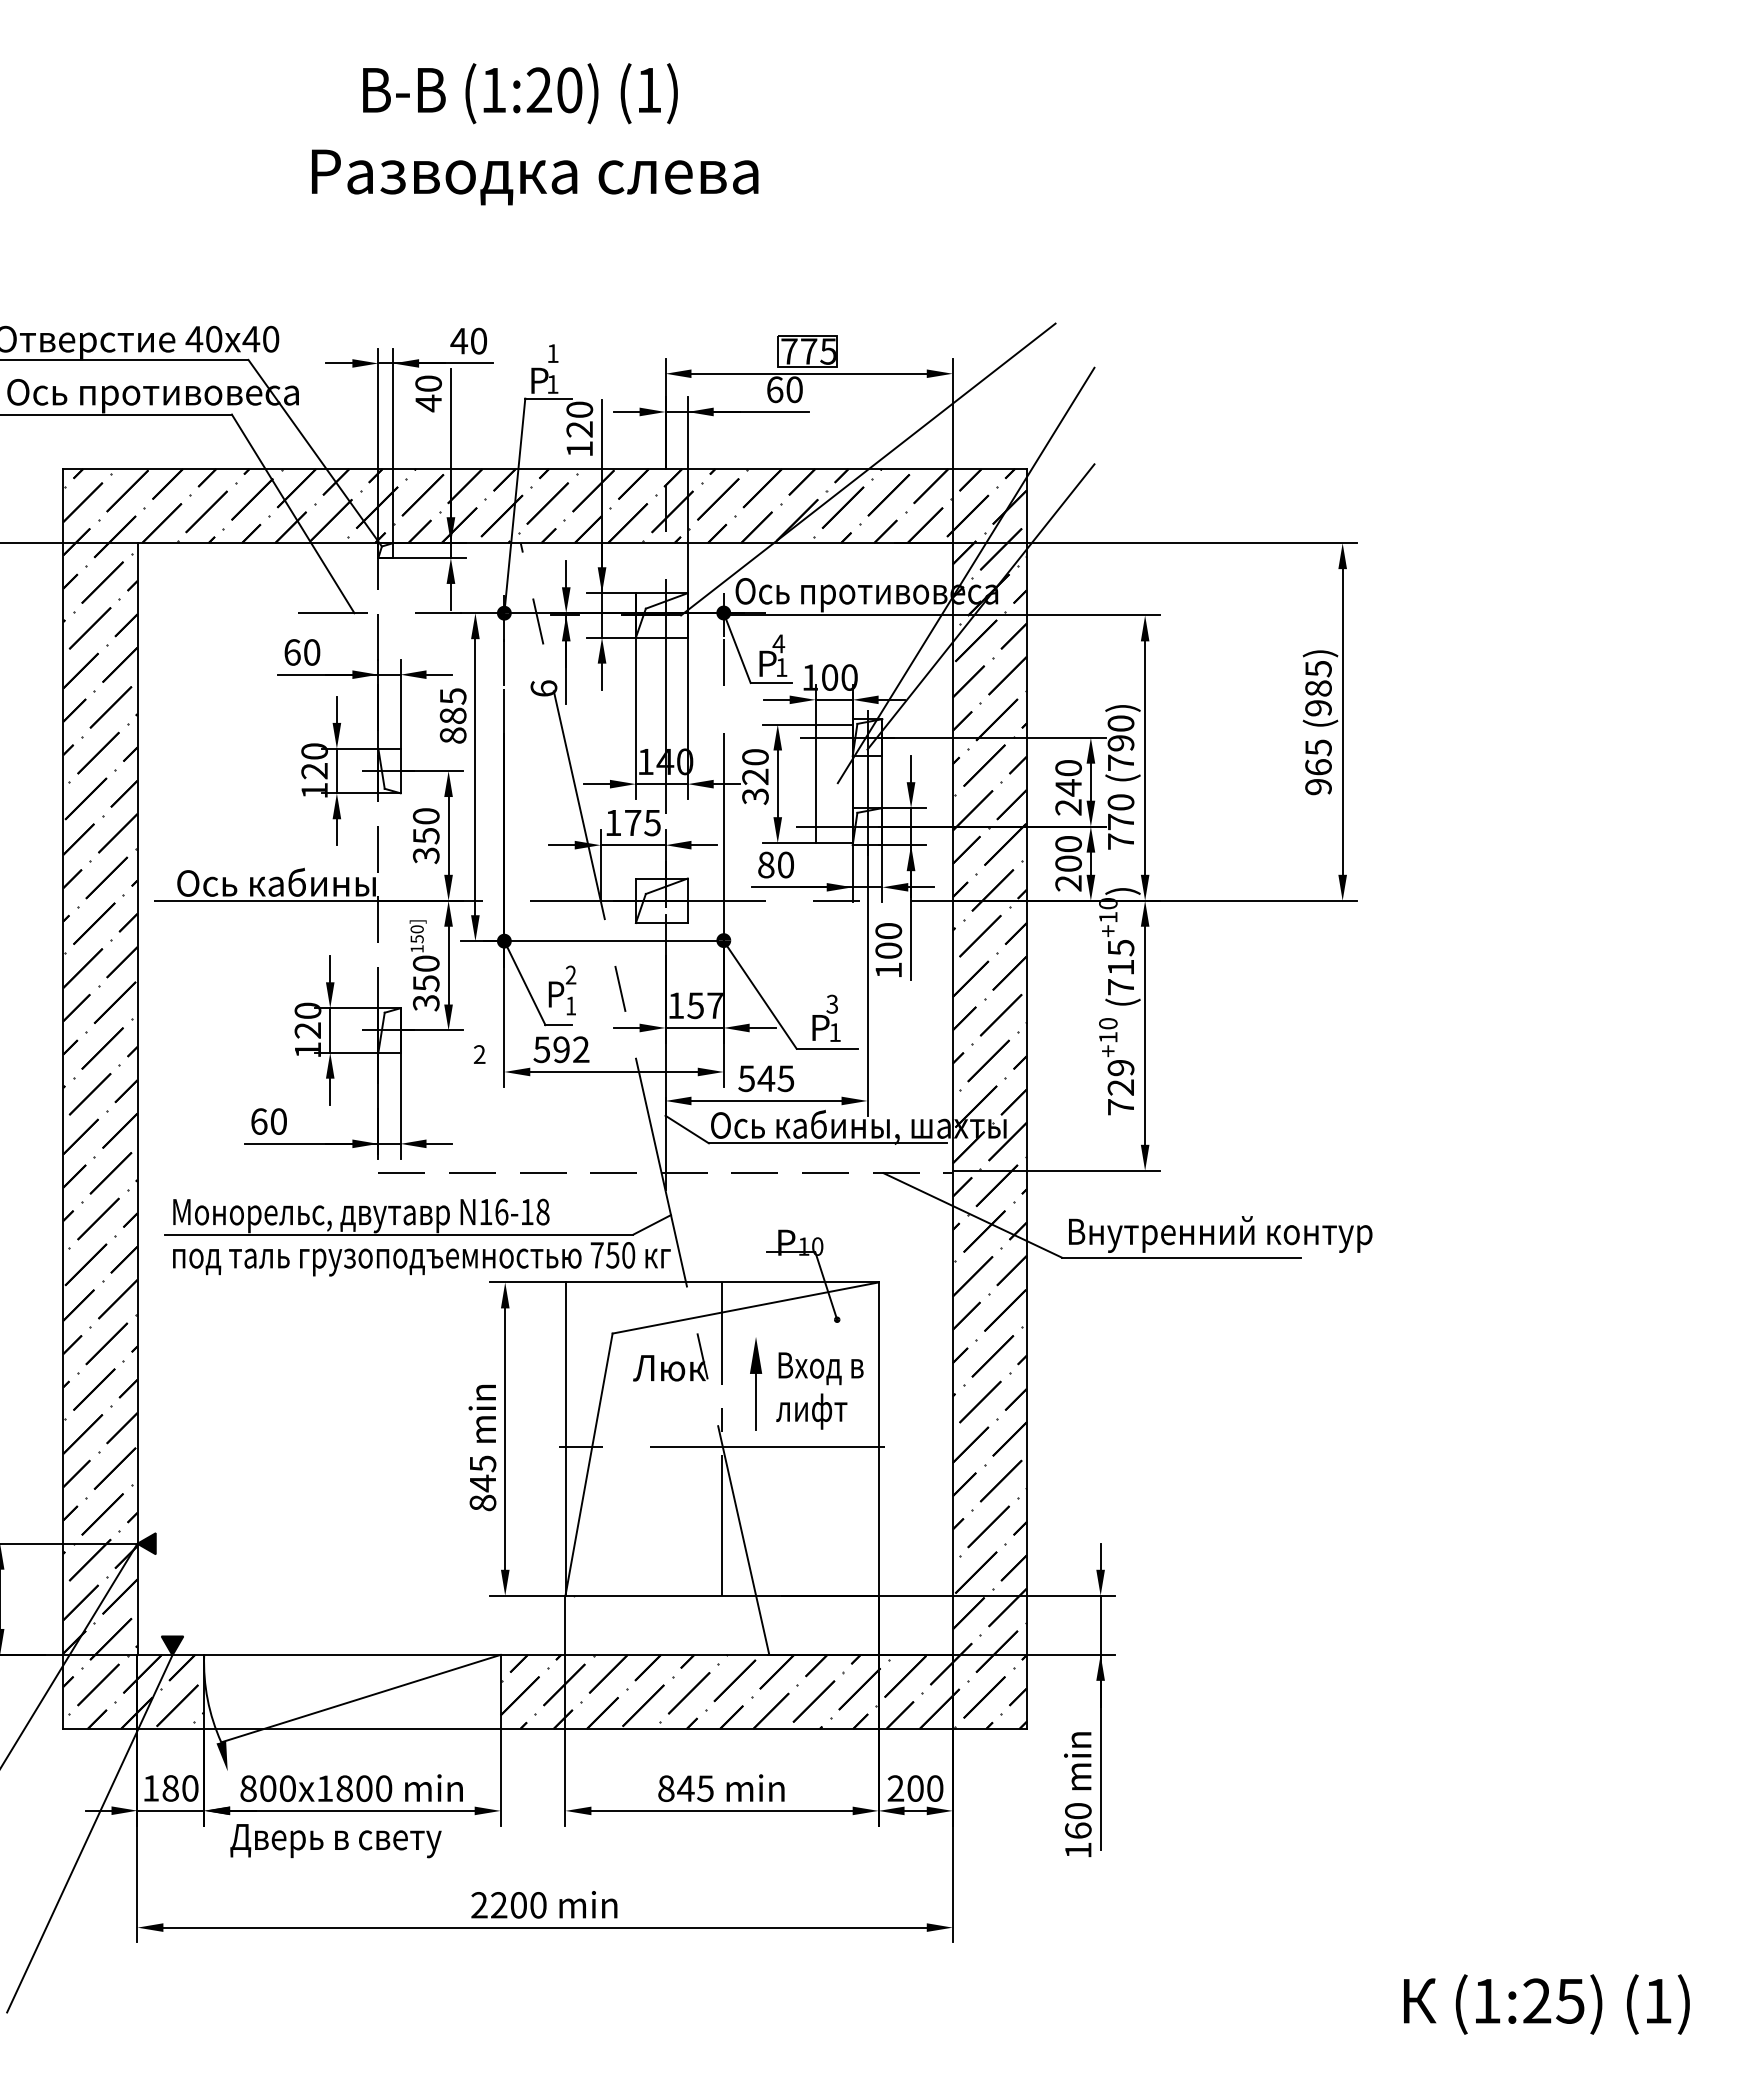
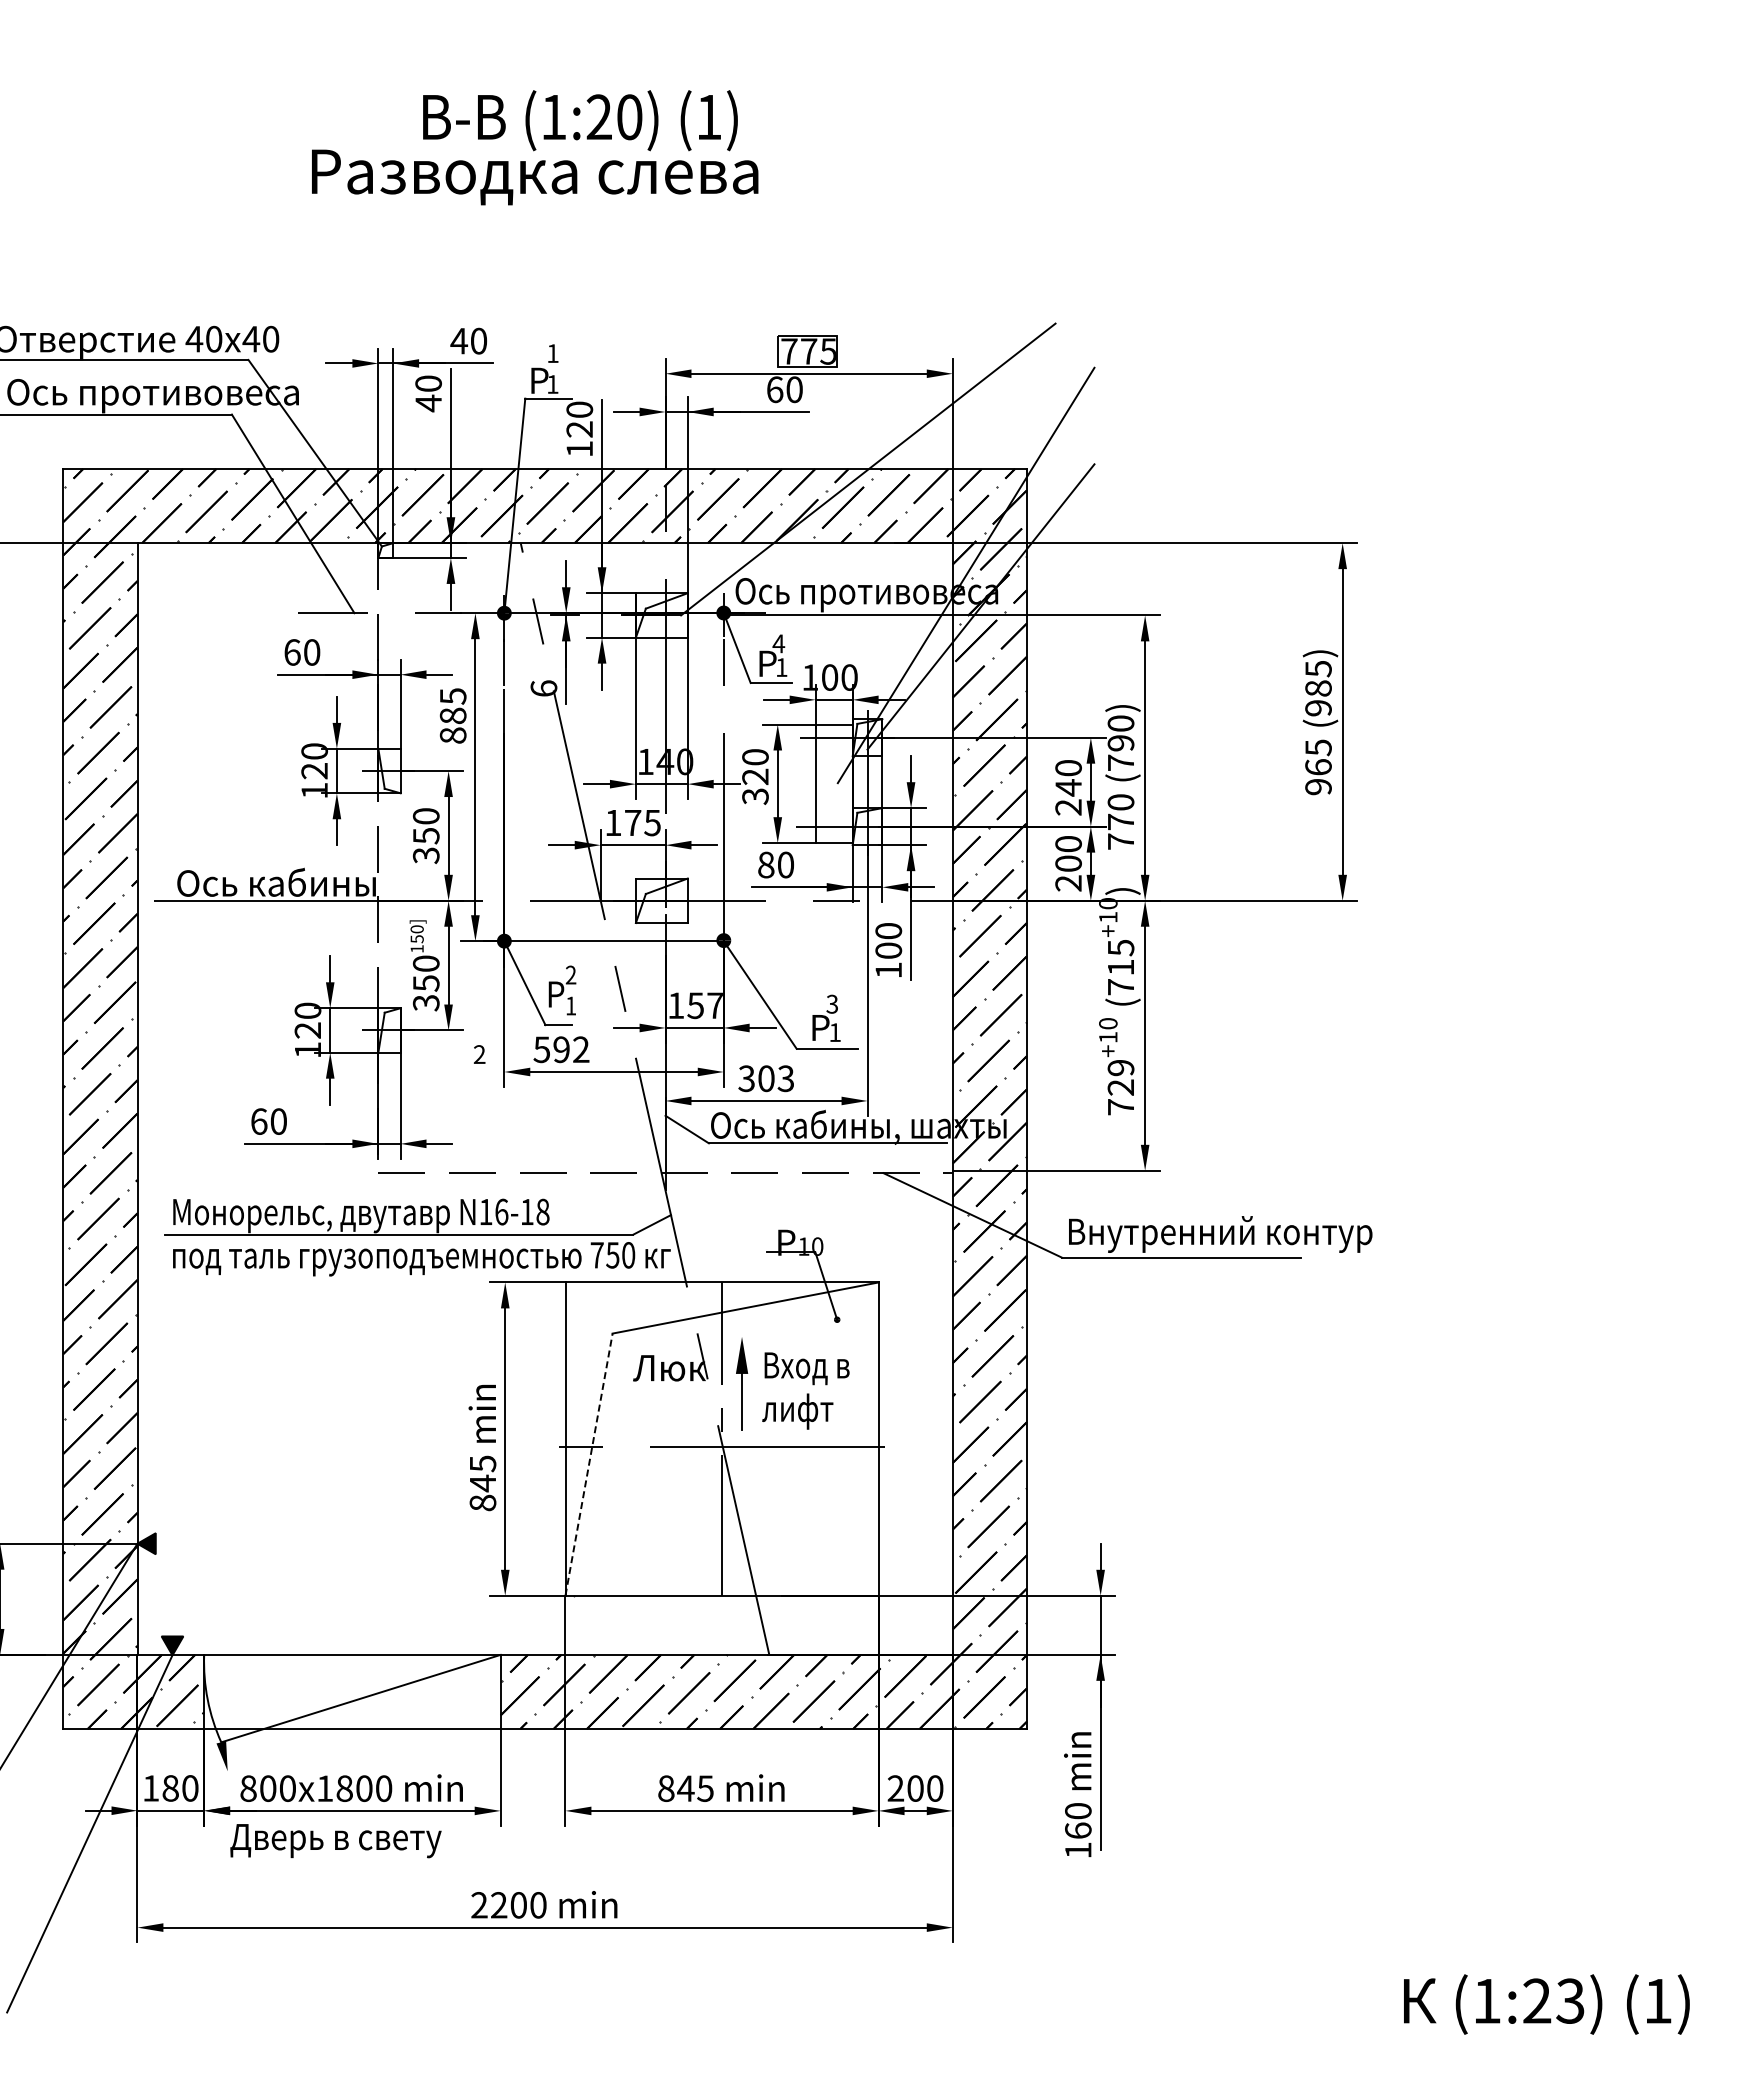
text position: (520, 93) -> (580, 120) (580, 120)
text: 545 -> 303 (766, 1078)
part position: (806, 1383) -> (792, 1383) (792, 1383)
line: solid -> dashed (589, 1464)
text: (1:25) -> (1:23) (1570, 2000)
